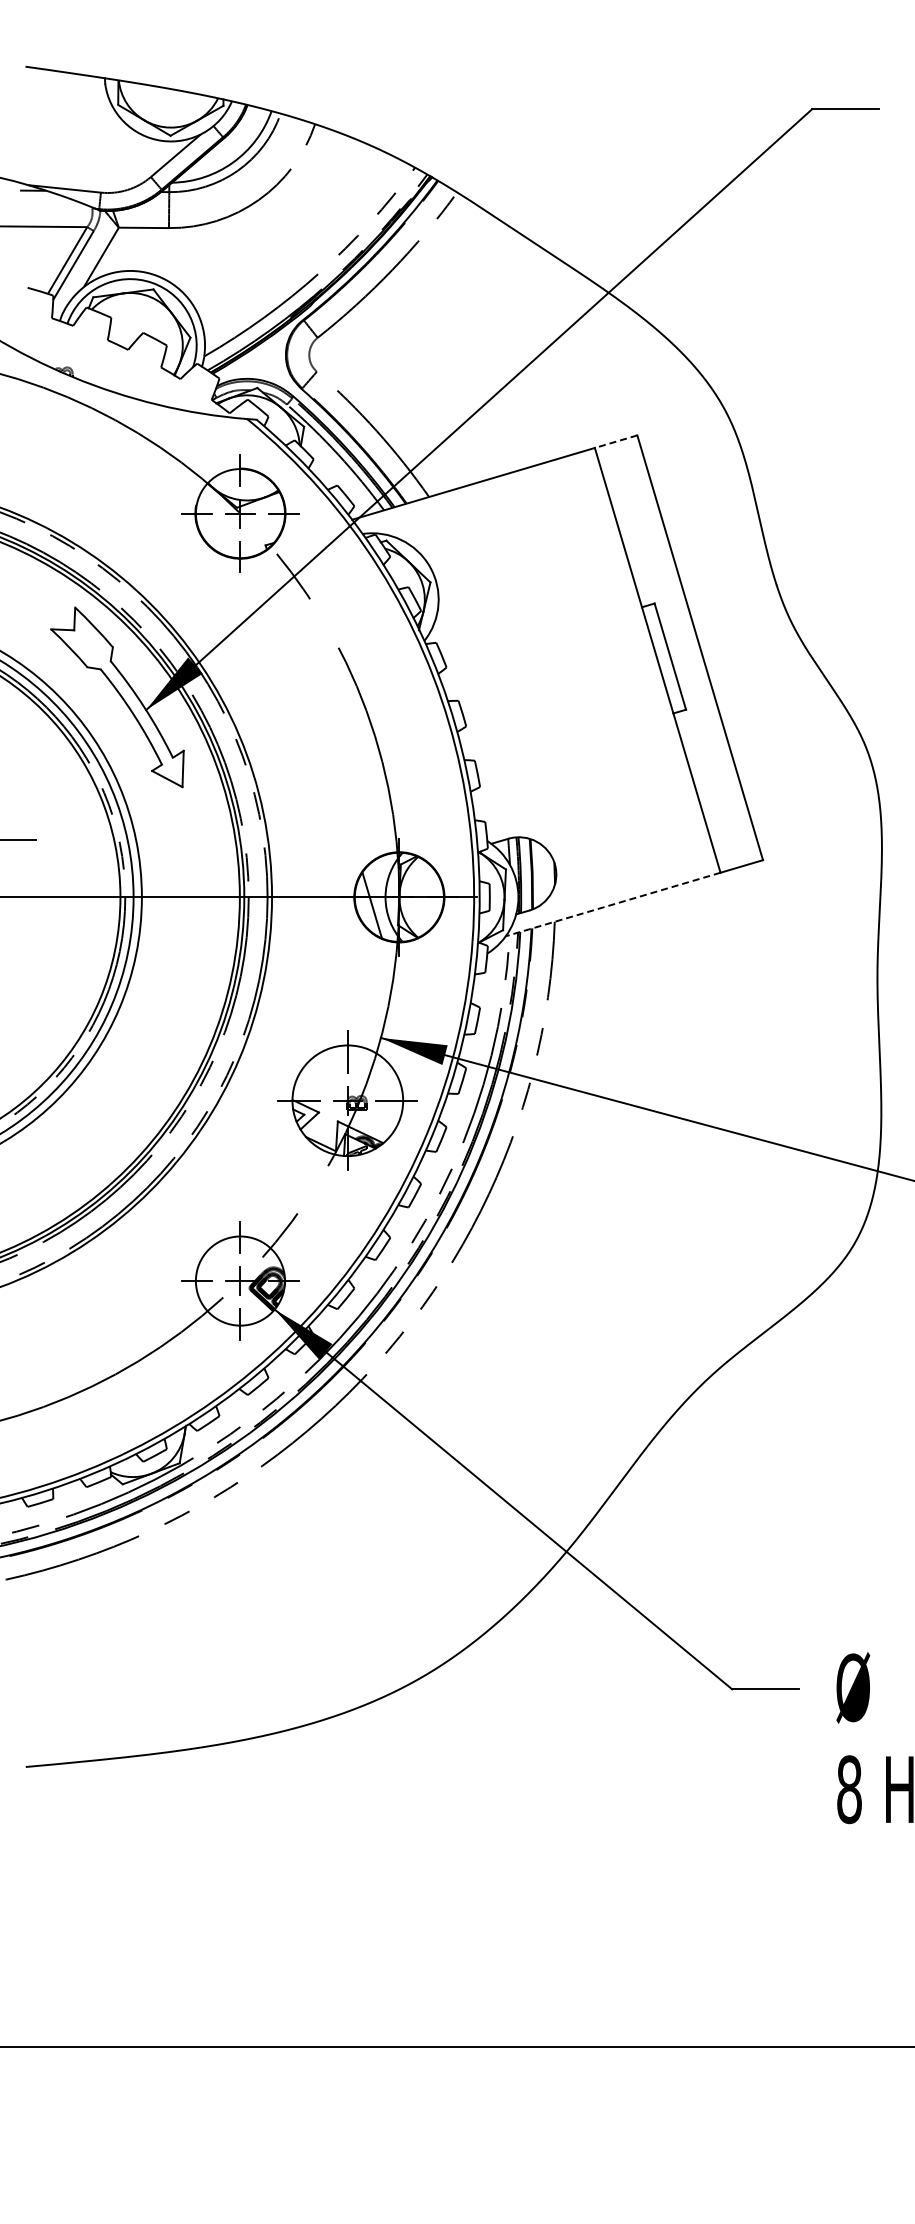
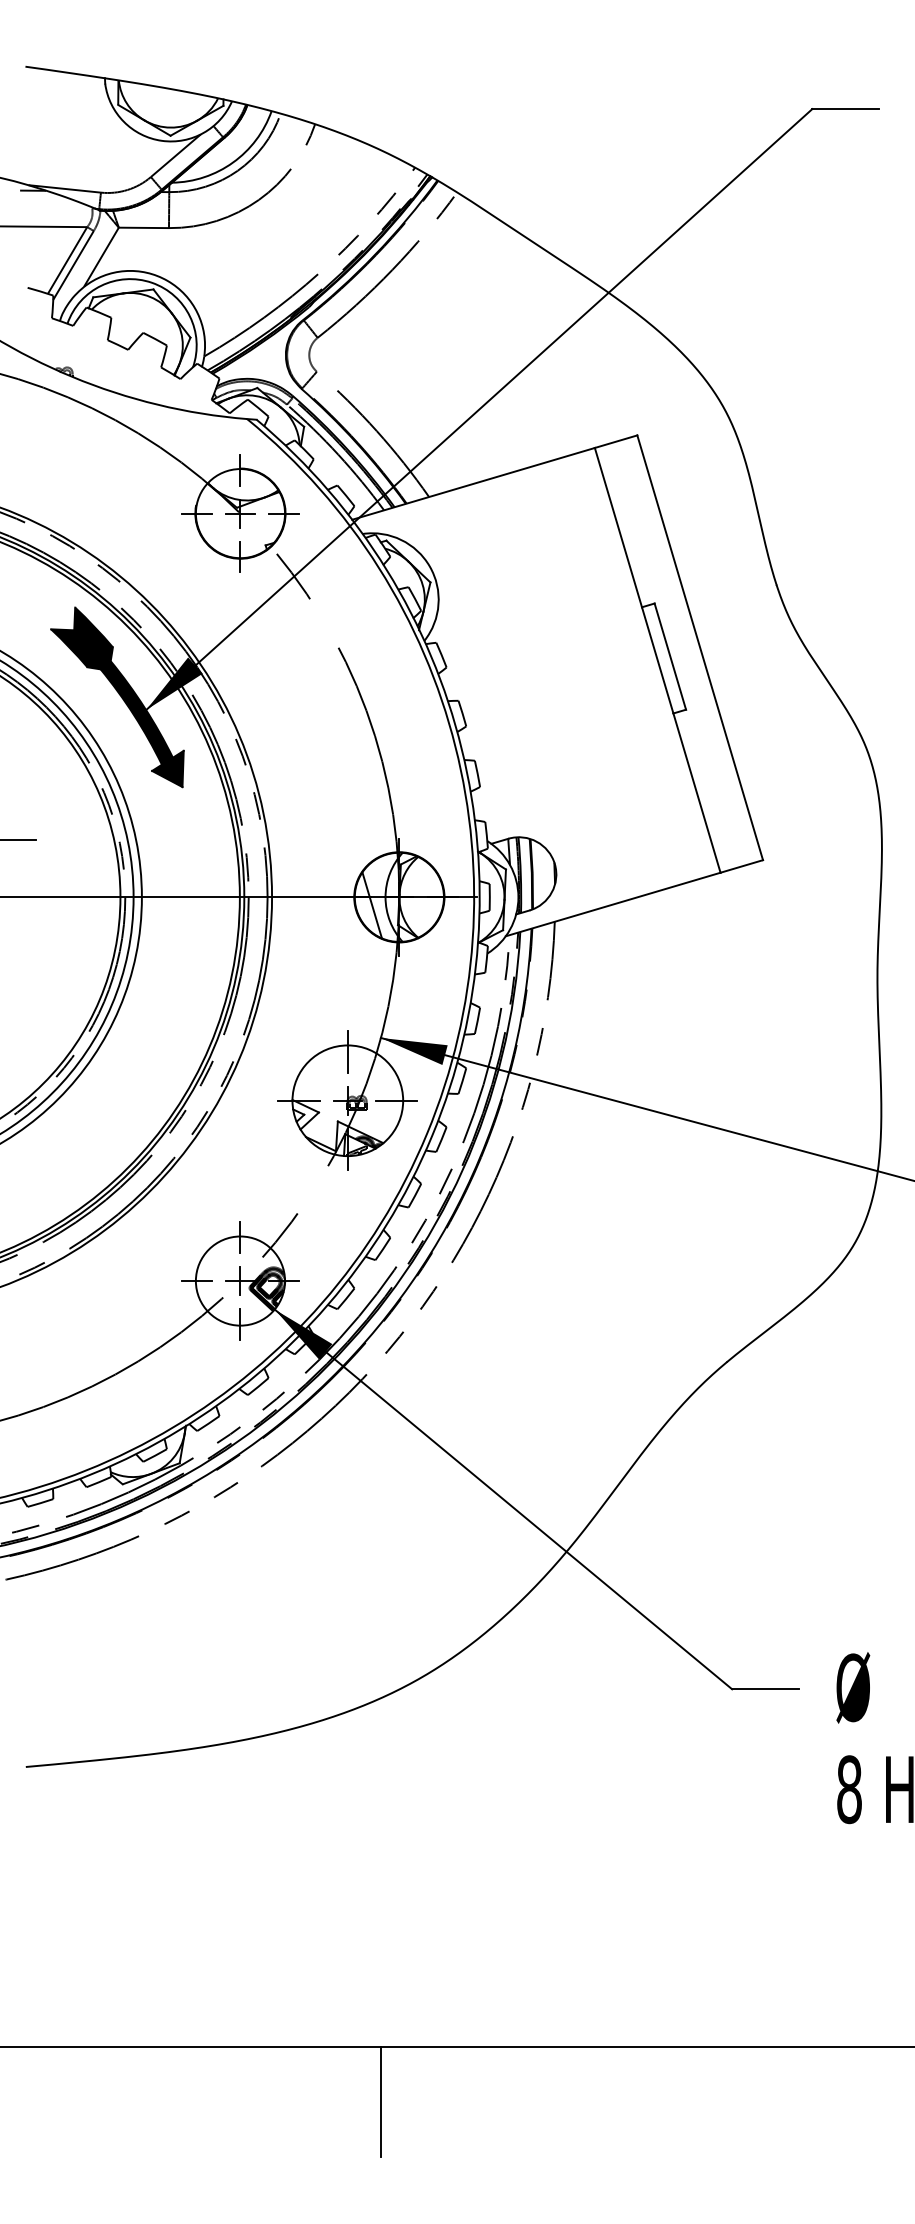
line: dashed -> solid (615, 441)
fill: none -> present (117, 697)
line: dashed -> solid (613, 904)
line: none -> present (381, 2101)
